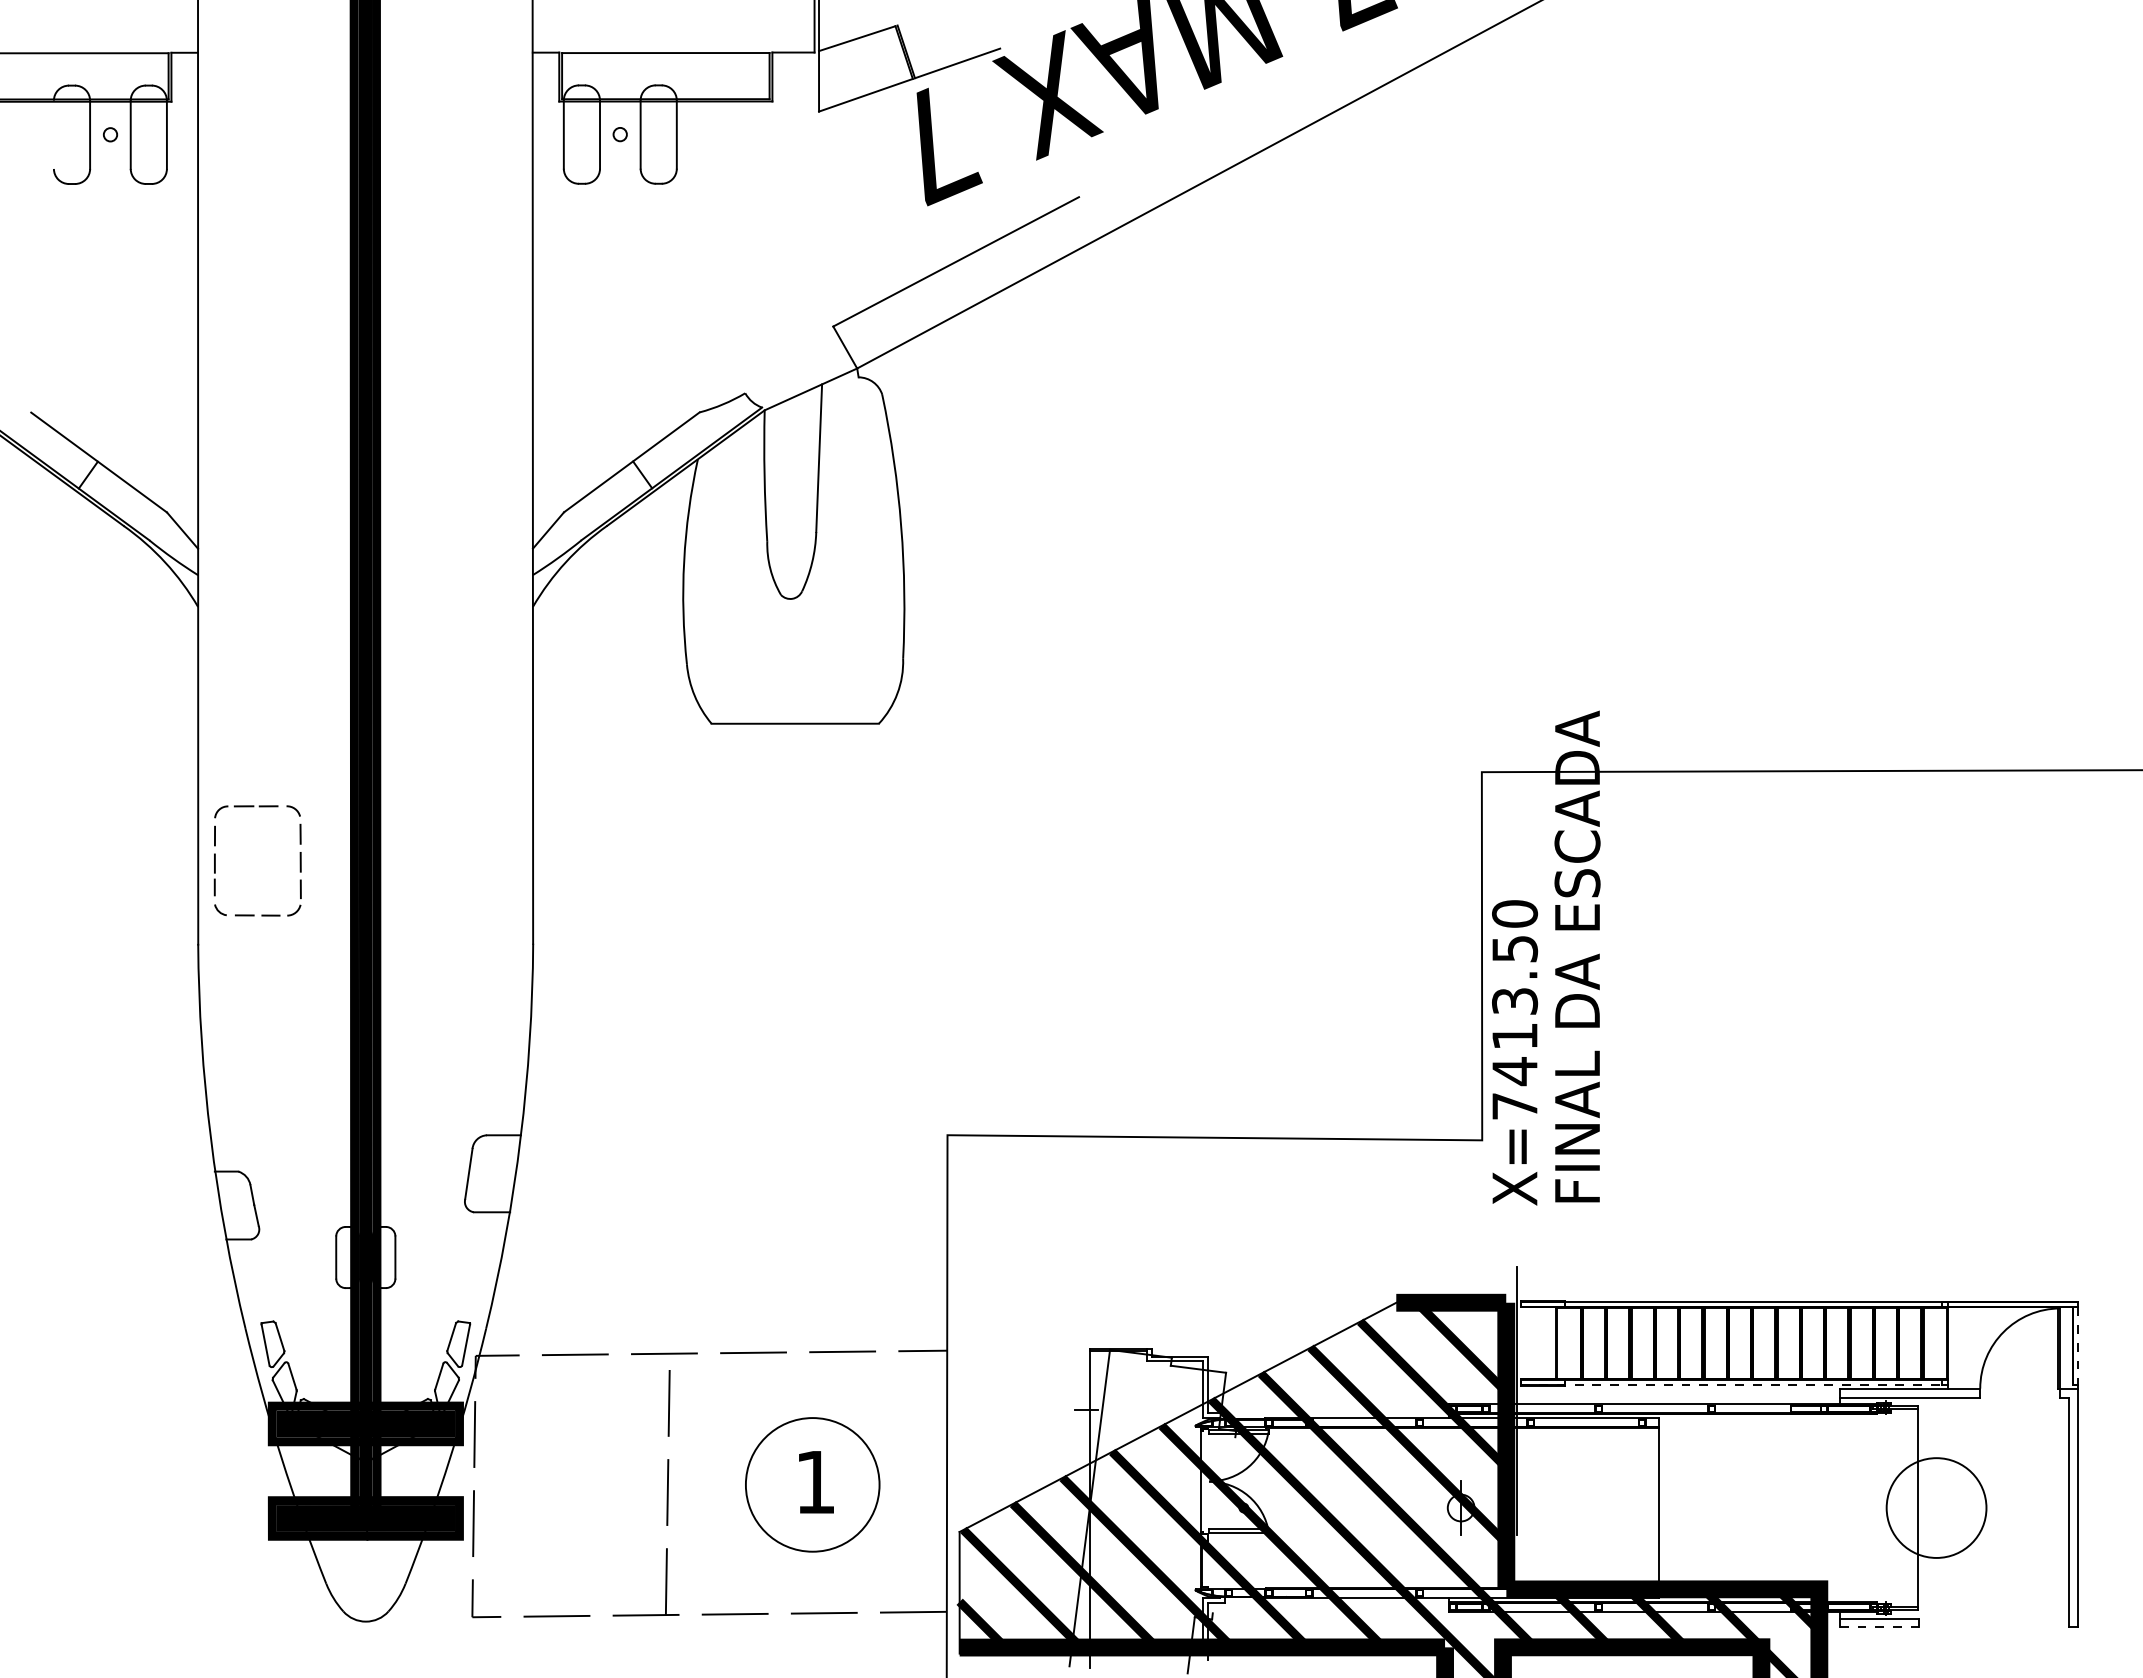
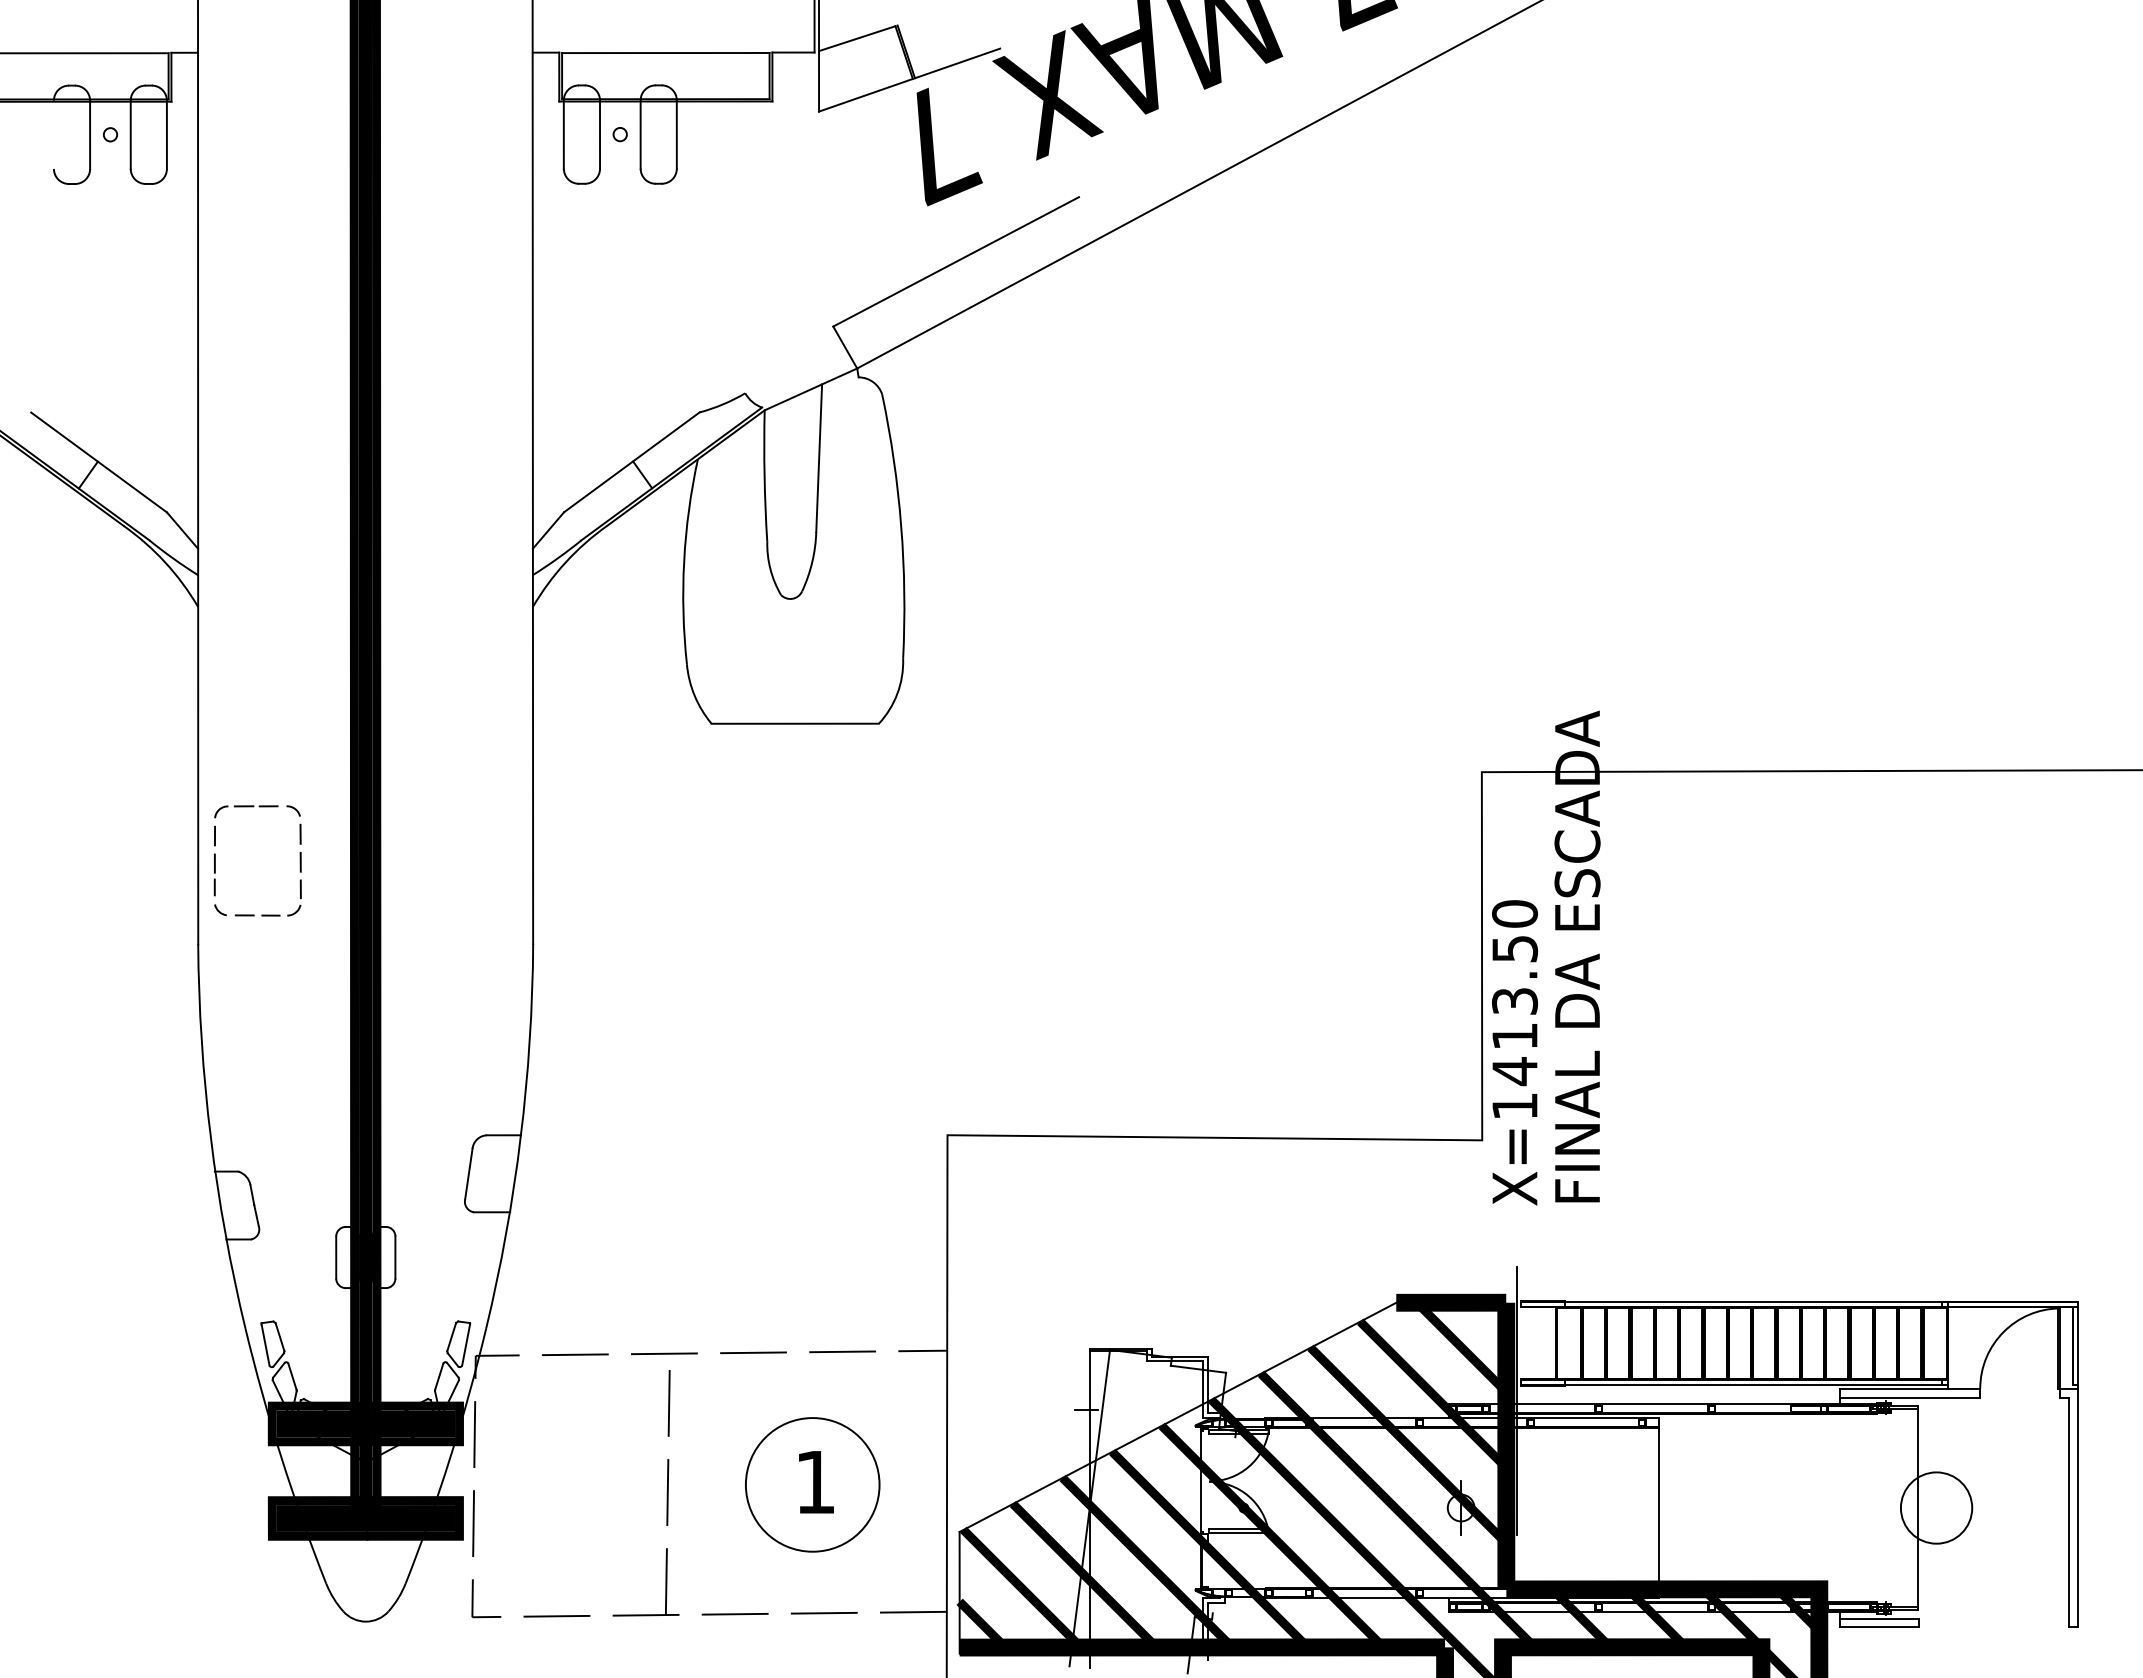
text: X=7413.50 -> X=1413.50 (1514, 1106)
line: dashed -> solid (2078, 1345)
line: dashed -> solid (1734, 1384)
circle diameter: 100 px -> 71 px (1936, 1507)
line: dashed -> solid (1879, 1627)
